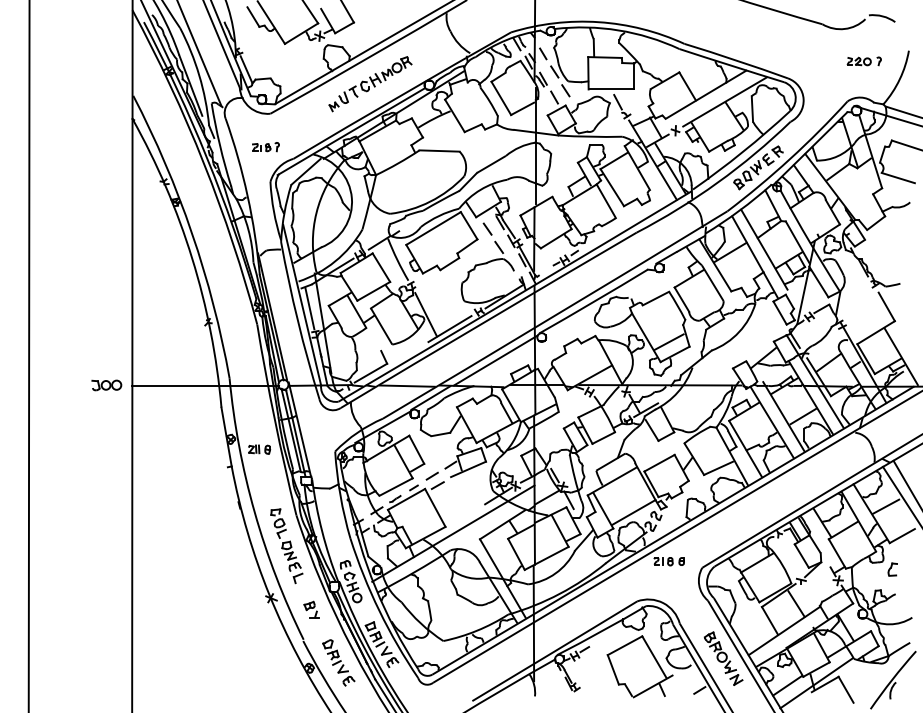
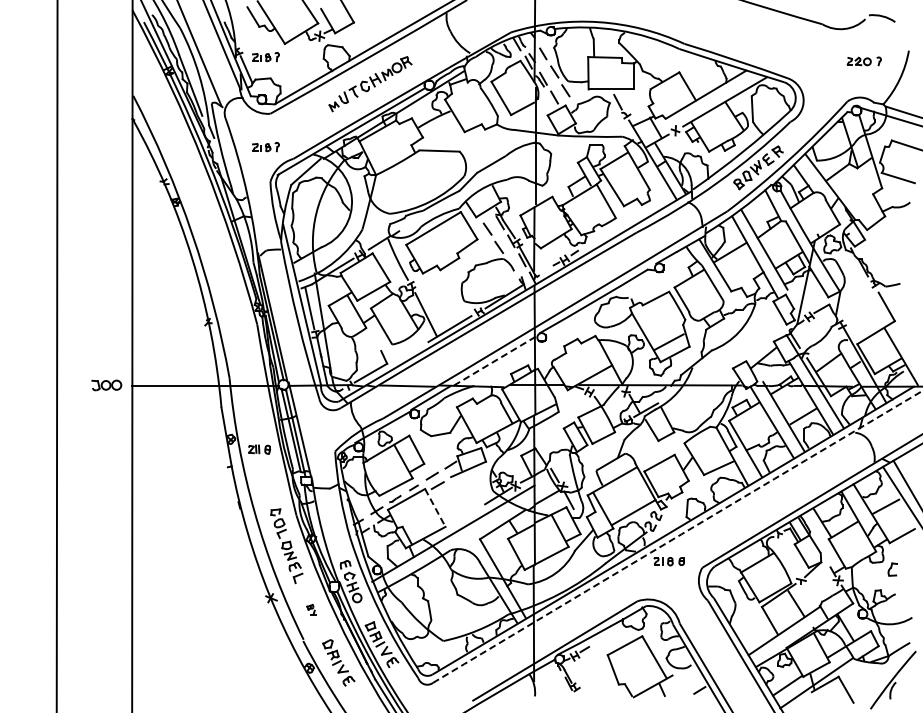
part: none -> present (265, 57)
line position: (28, 355) -> (56, 355) (56, 355)
line: solid -> dashed (495, 360)
line: solid -> dashed (435, 507)
arc: solid -> dashed (678, 536)
part size: 17x19 px -> 11x12 px (311, 609)
part: present -> none (723, 658)
